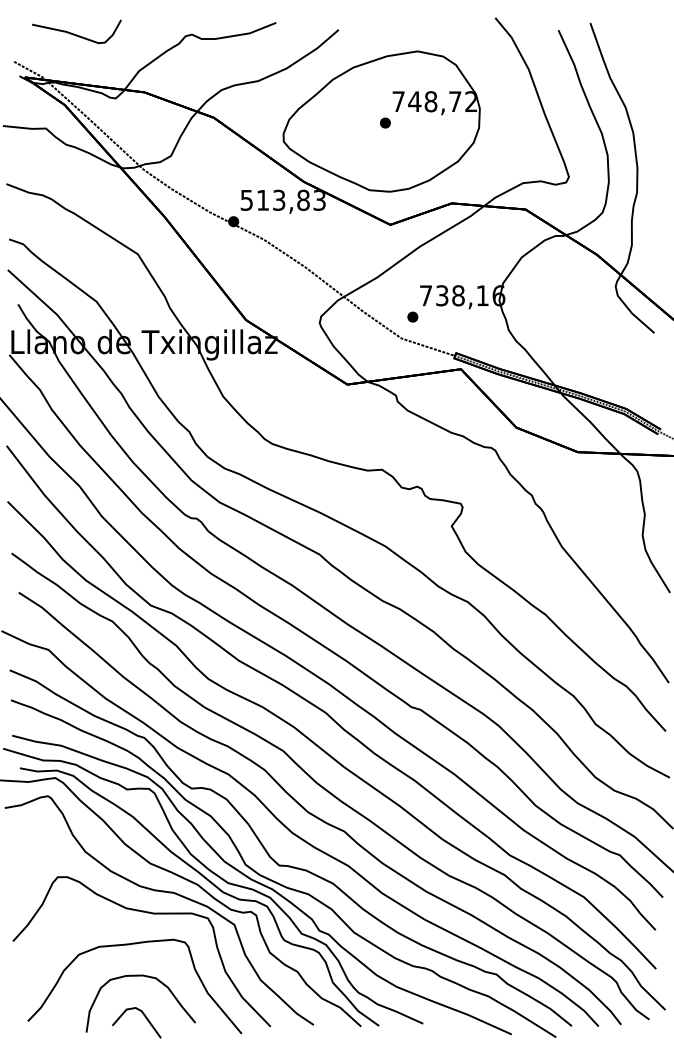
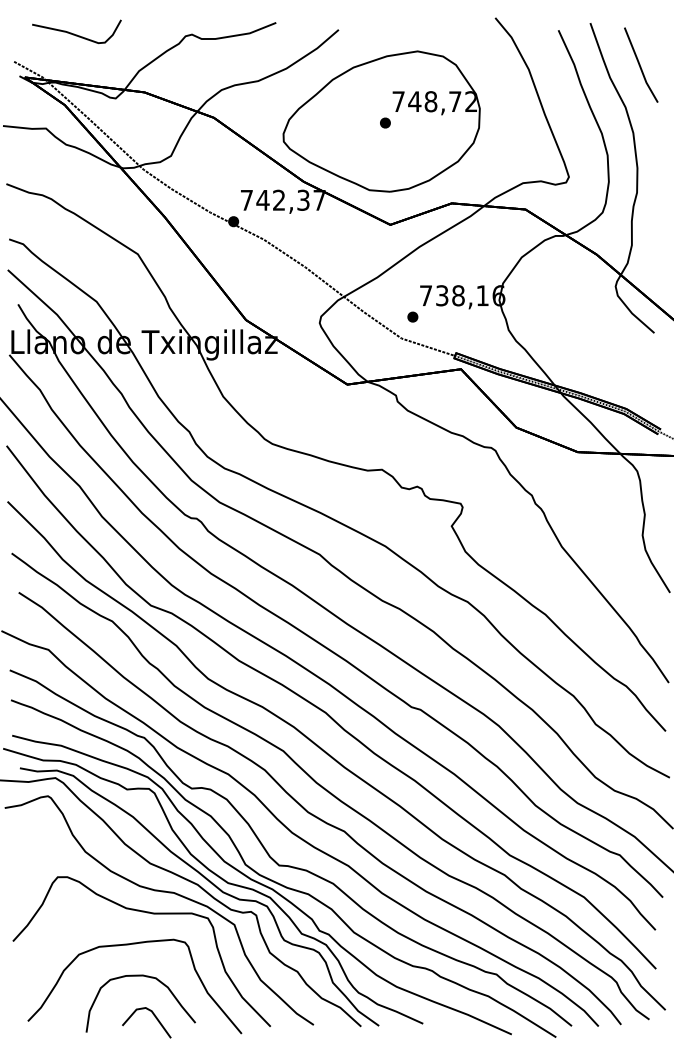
part: none -> present (641, 64)
text: 513,83 -> 742,37 (282, 199)
line position: (145, 1018) -> (155, 1018) (155, 1018)
